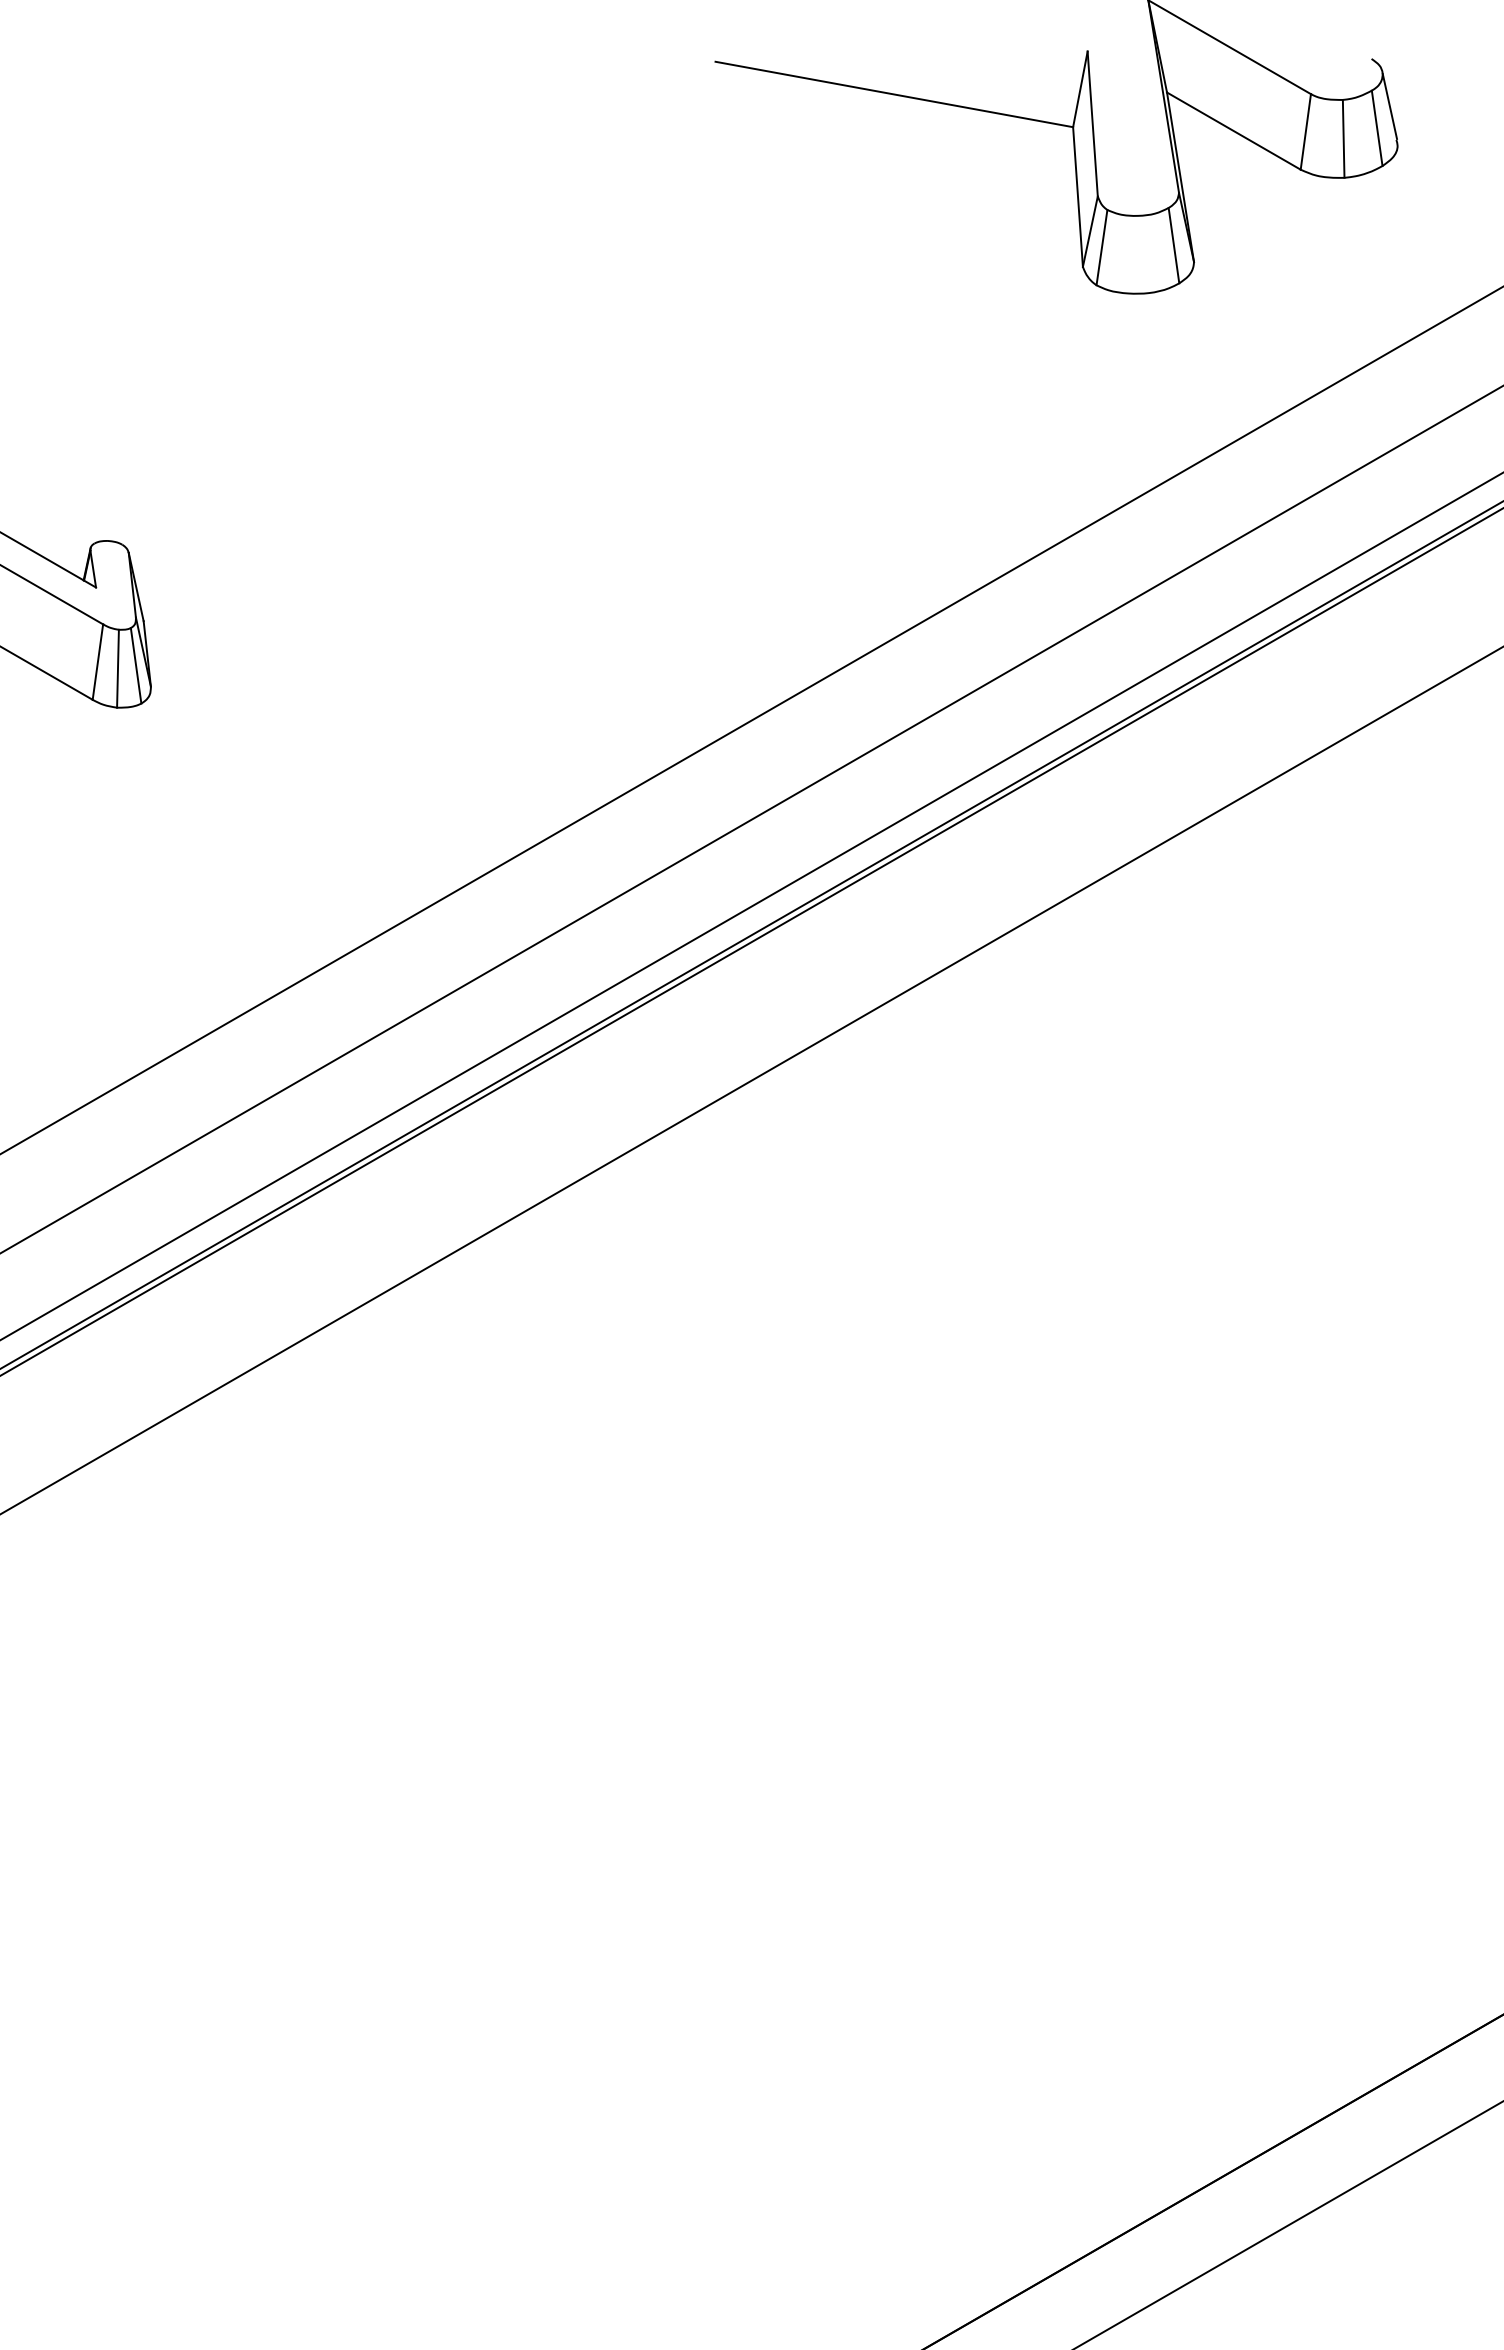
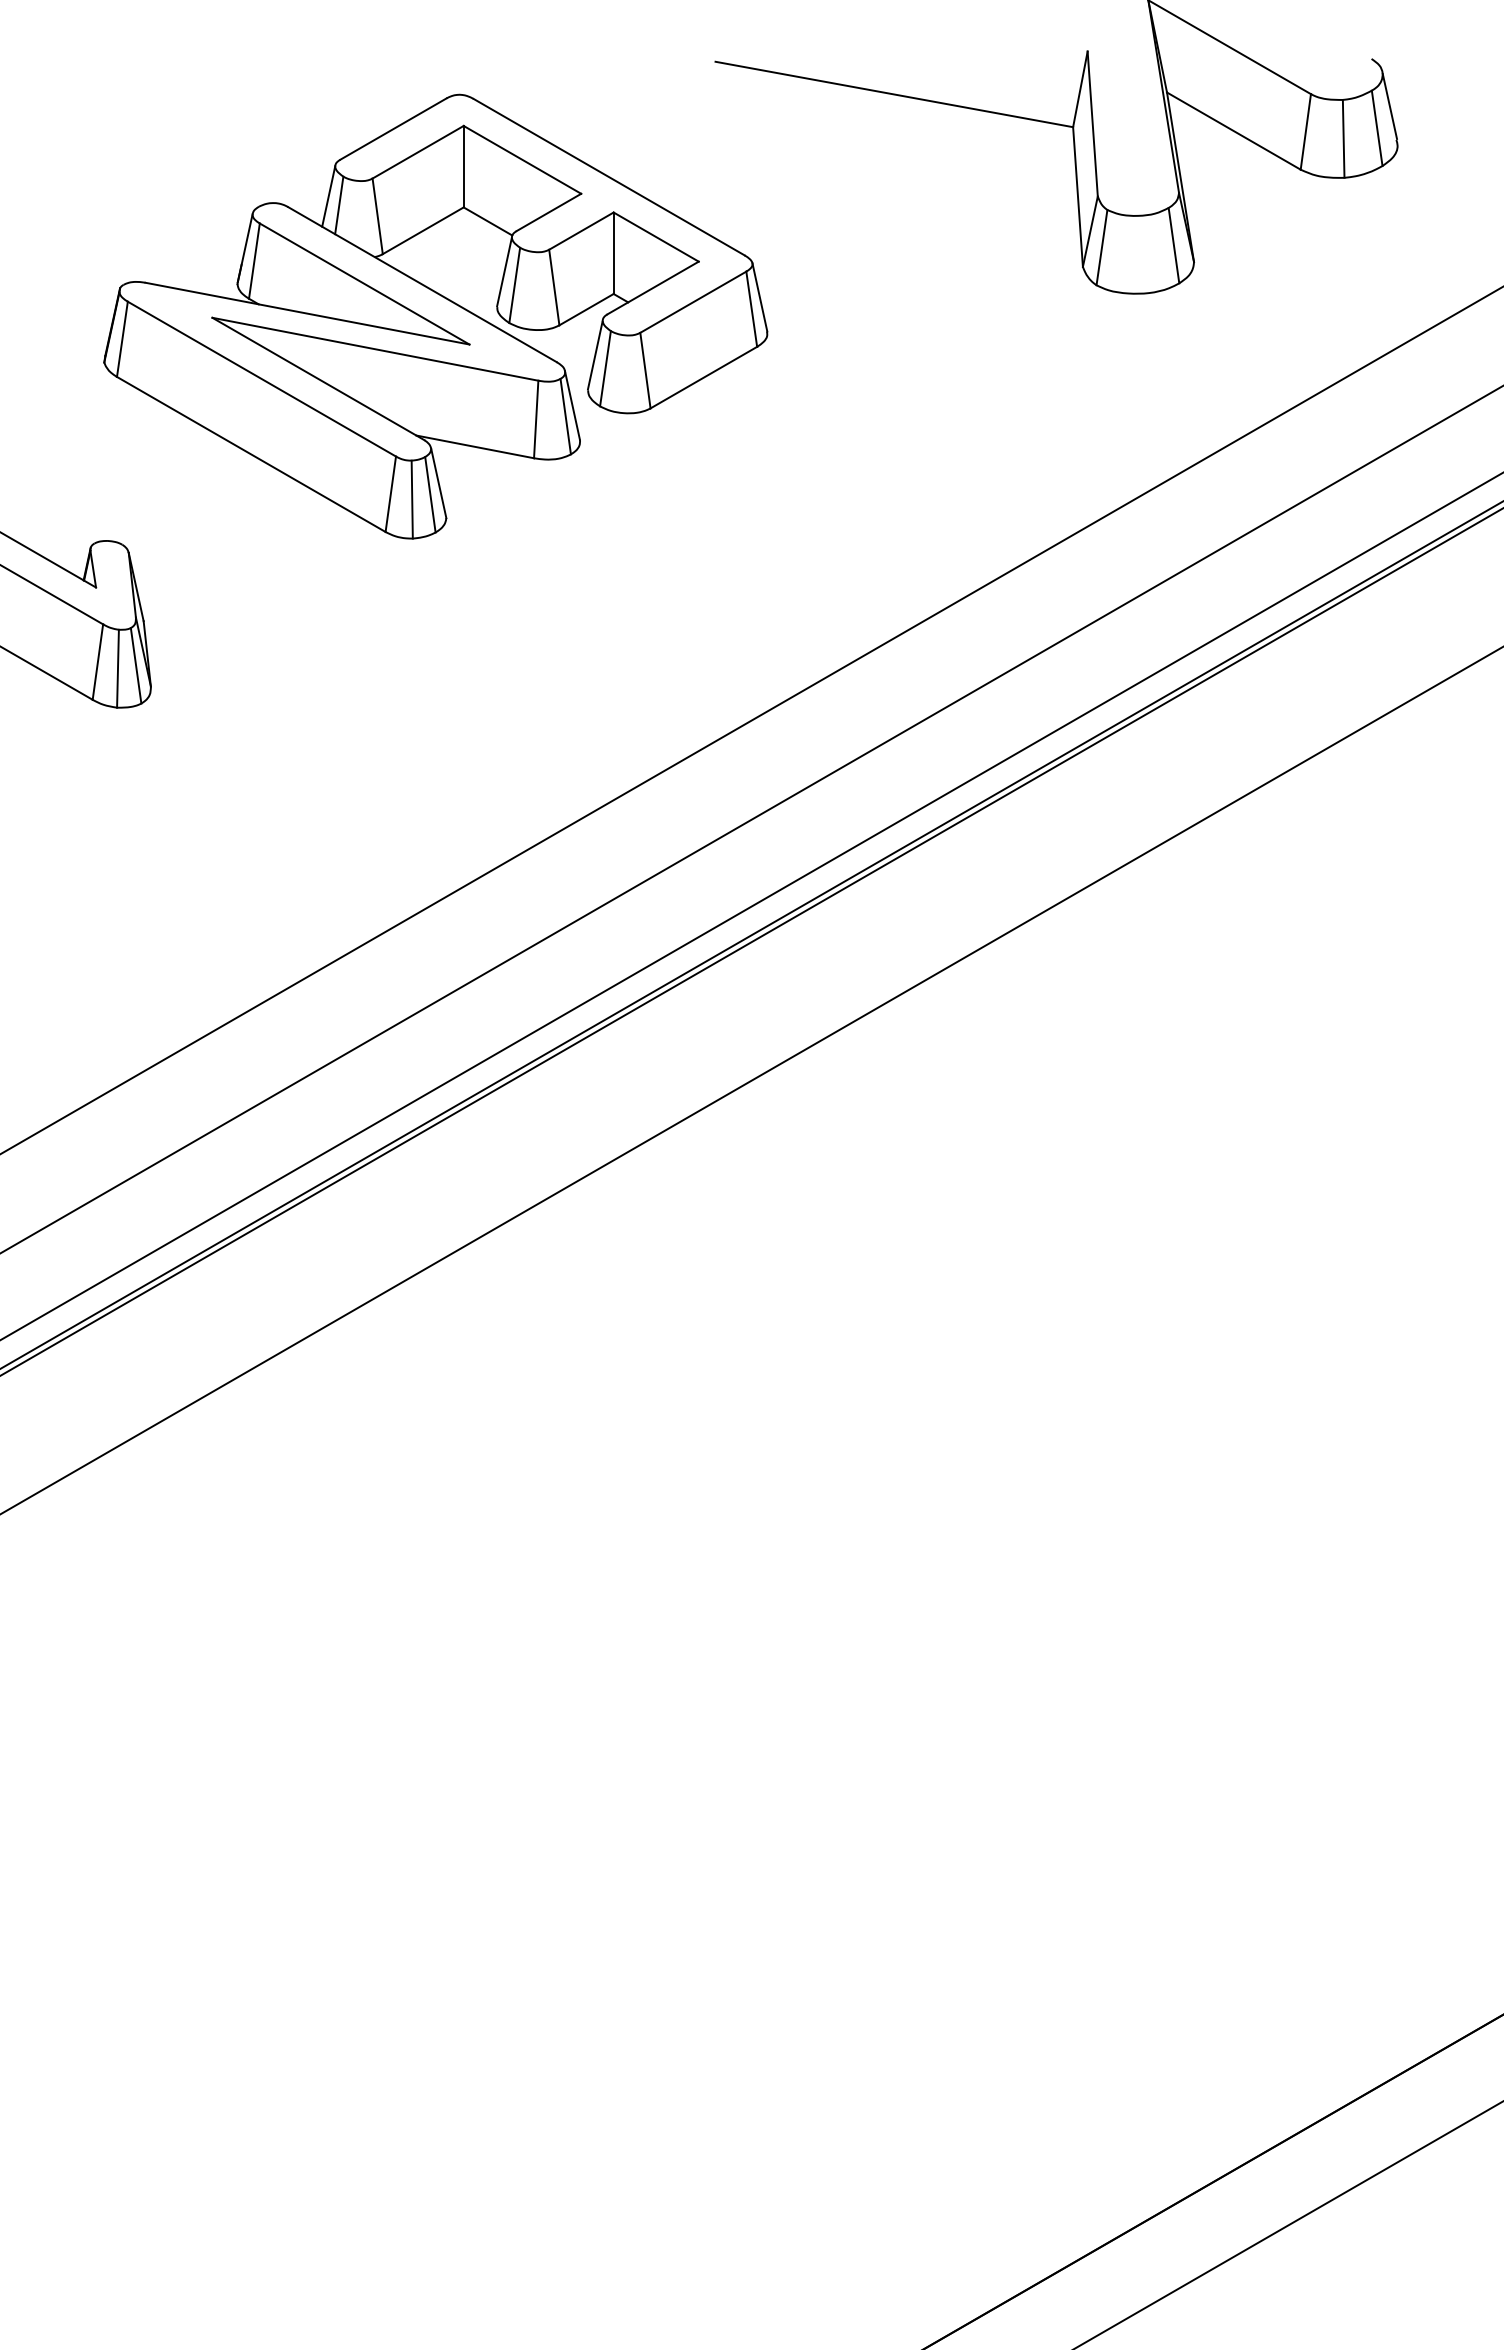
part: none -> present (435, 316)
